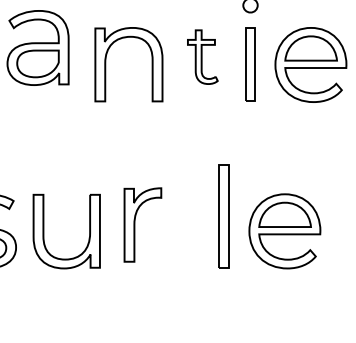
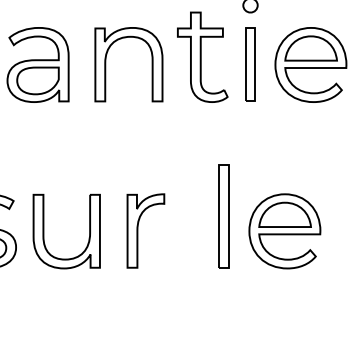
part position: (37, 47) -> (37, 64) (37, 64)
part size: 32x56 px -> 52x92 px (202, 56)
part position: (135, 224) -> (138, 230) (138, 230)
